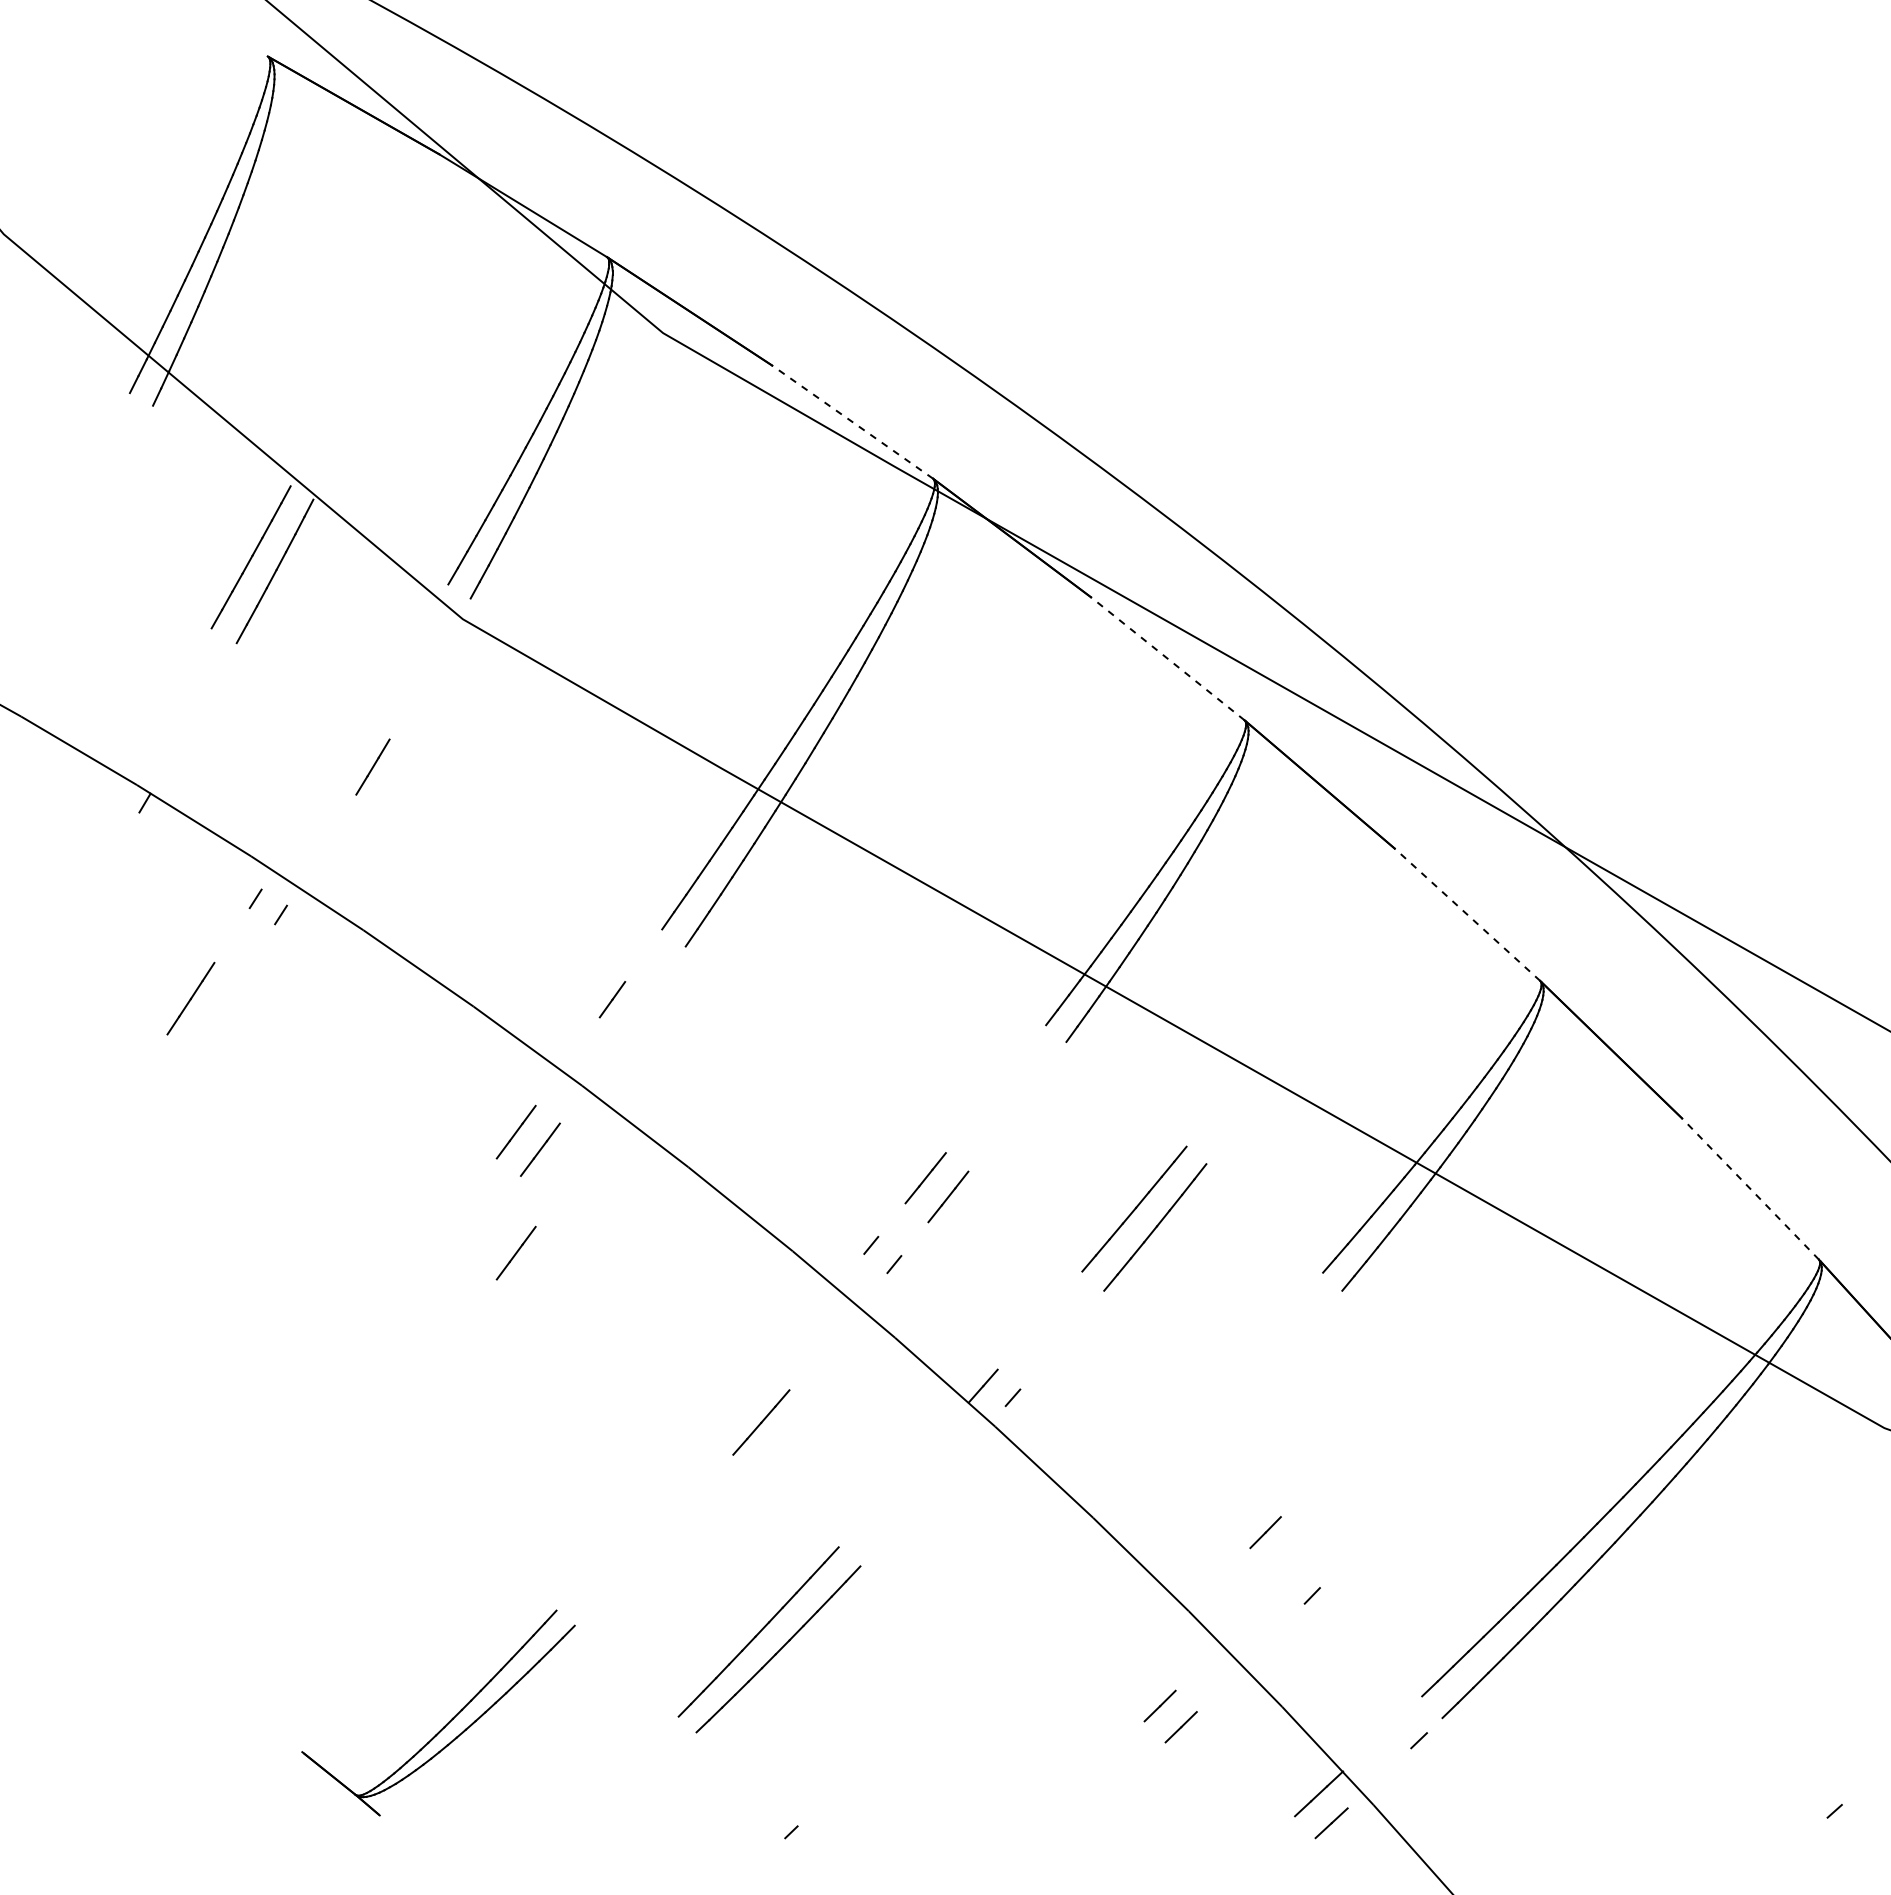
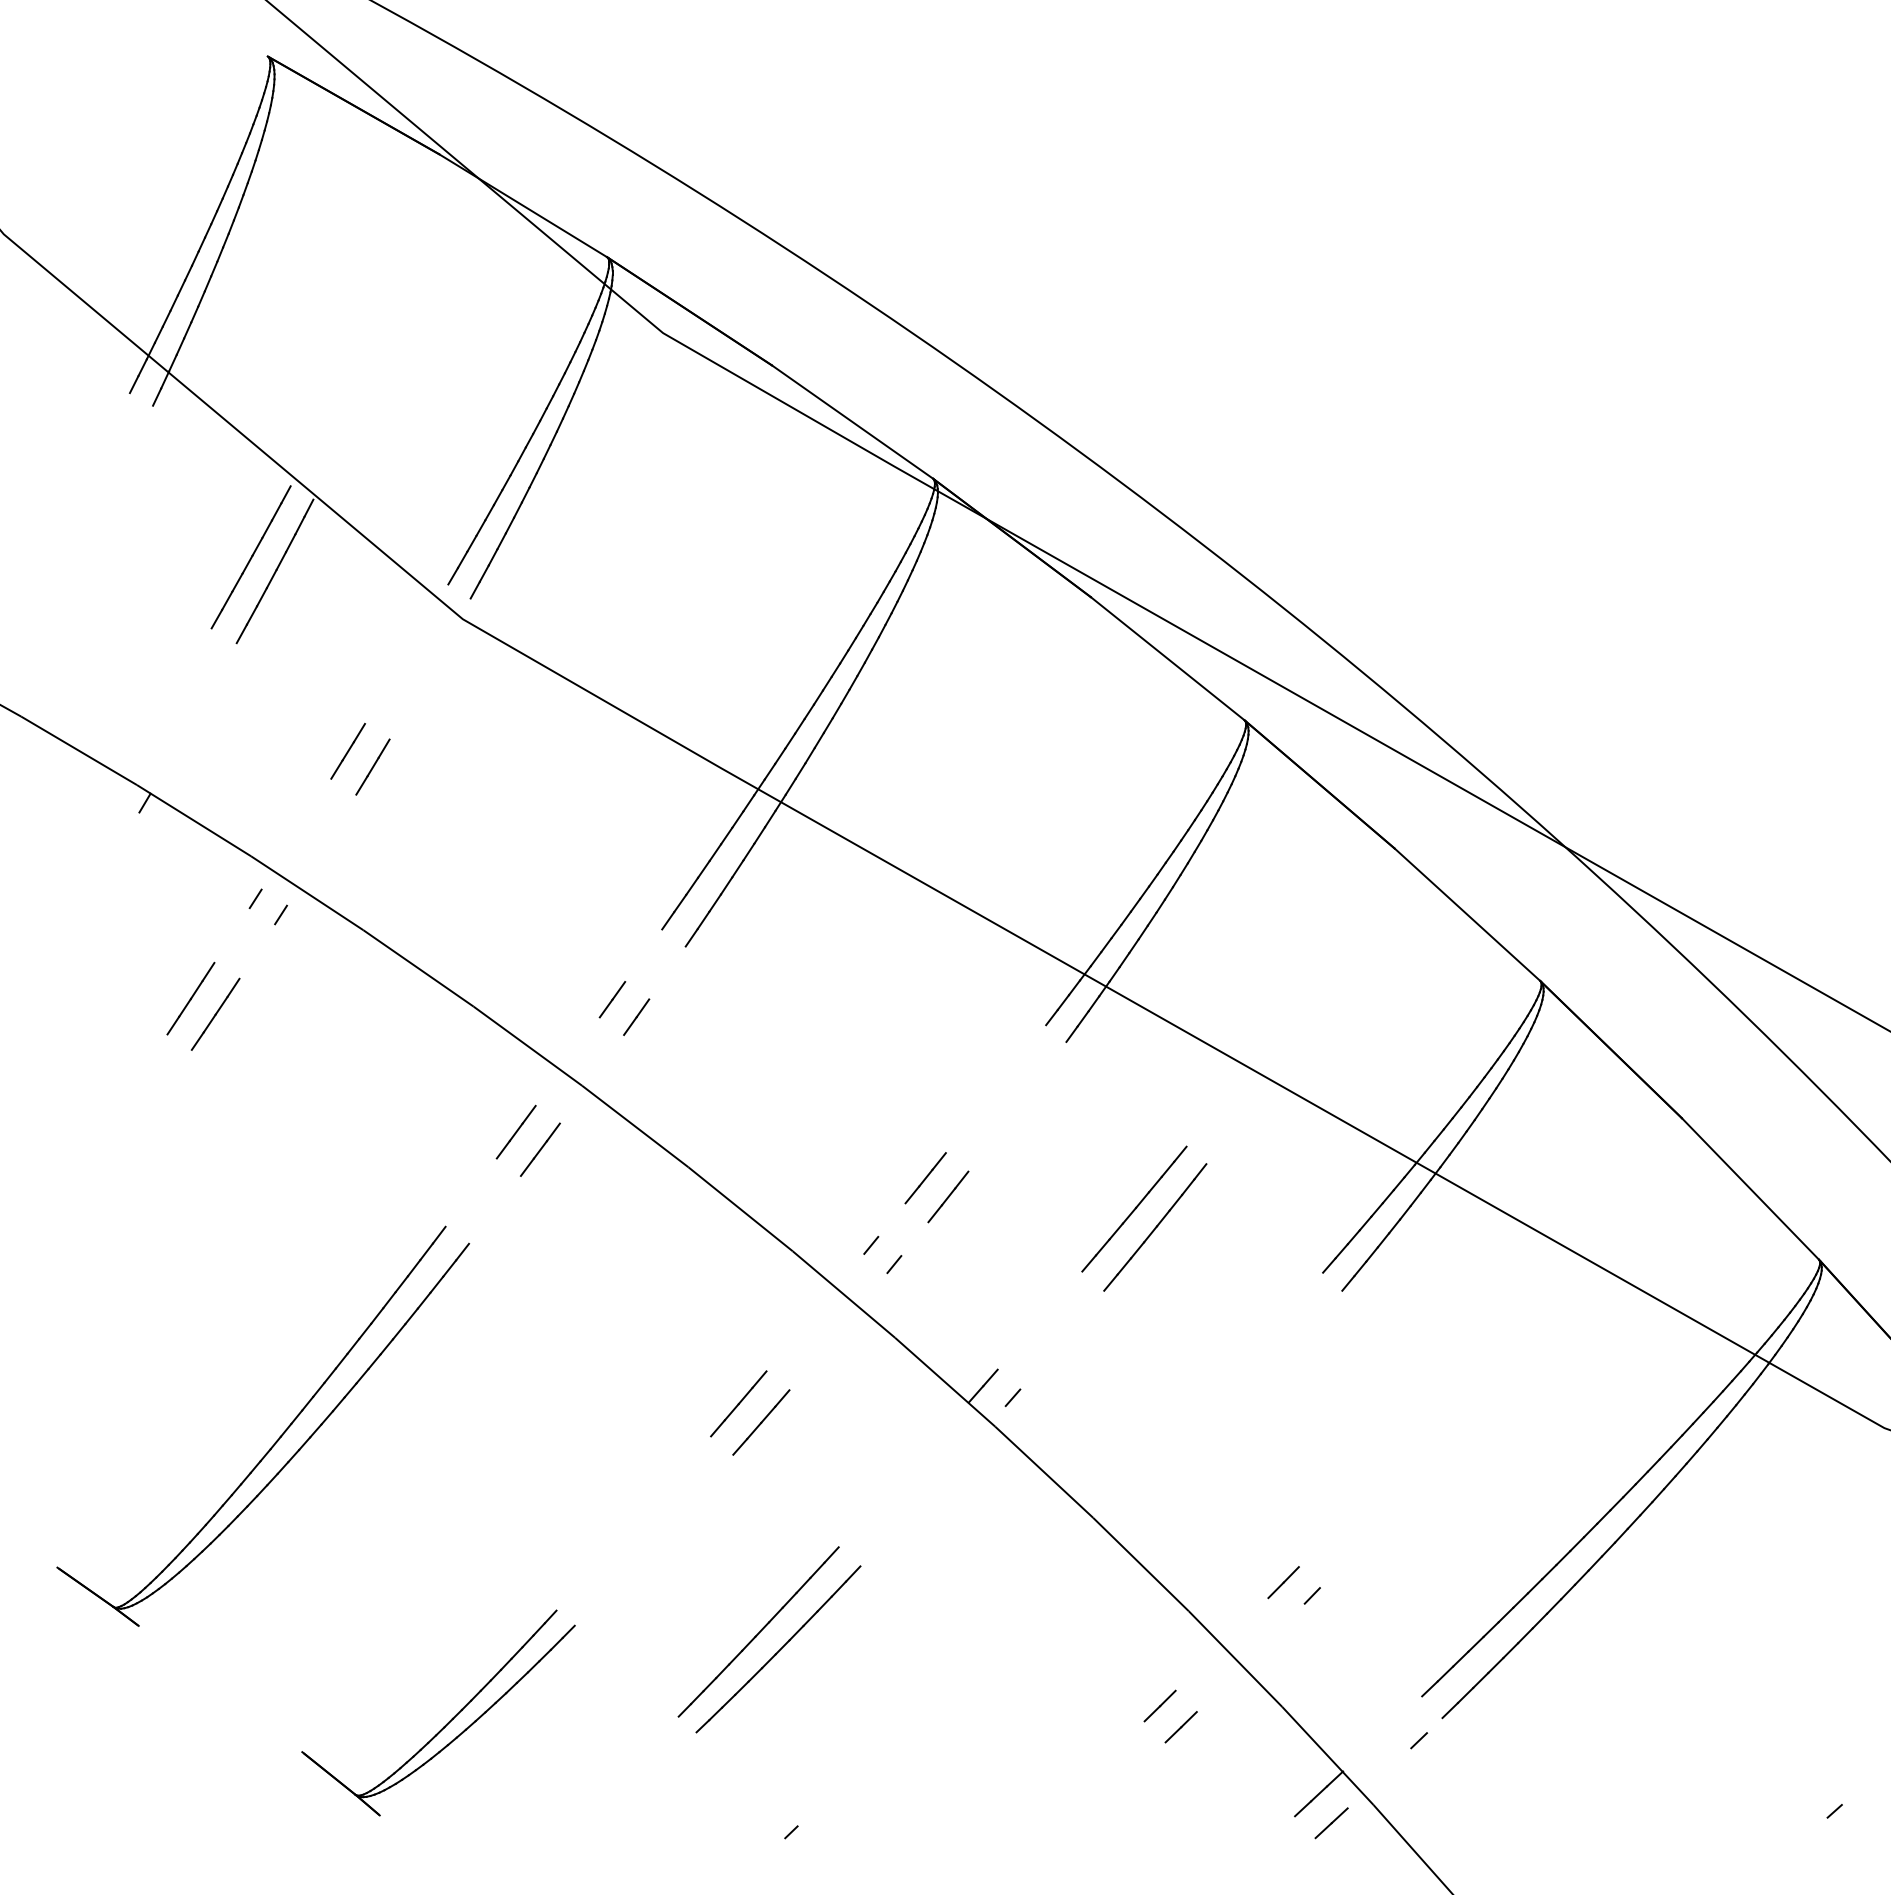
line: dashed -> solid (852, 422)
line: dashed -> solid (1167, 658)
line: none -> present (347, 750)
line: dashed -> solid (1467, 914)
line: none -> present (215, 1013)
line: none -> present (636, 1016)
line: dashed -> solid (1750, 1189)
line: present -> none (515, 1252)
line: none -> present (738, 1403)
part: none -> present (279, 1436)
line position: (1265, 1532) -> (1283, 1582) (1283, 1582)
